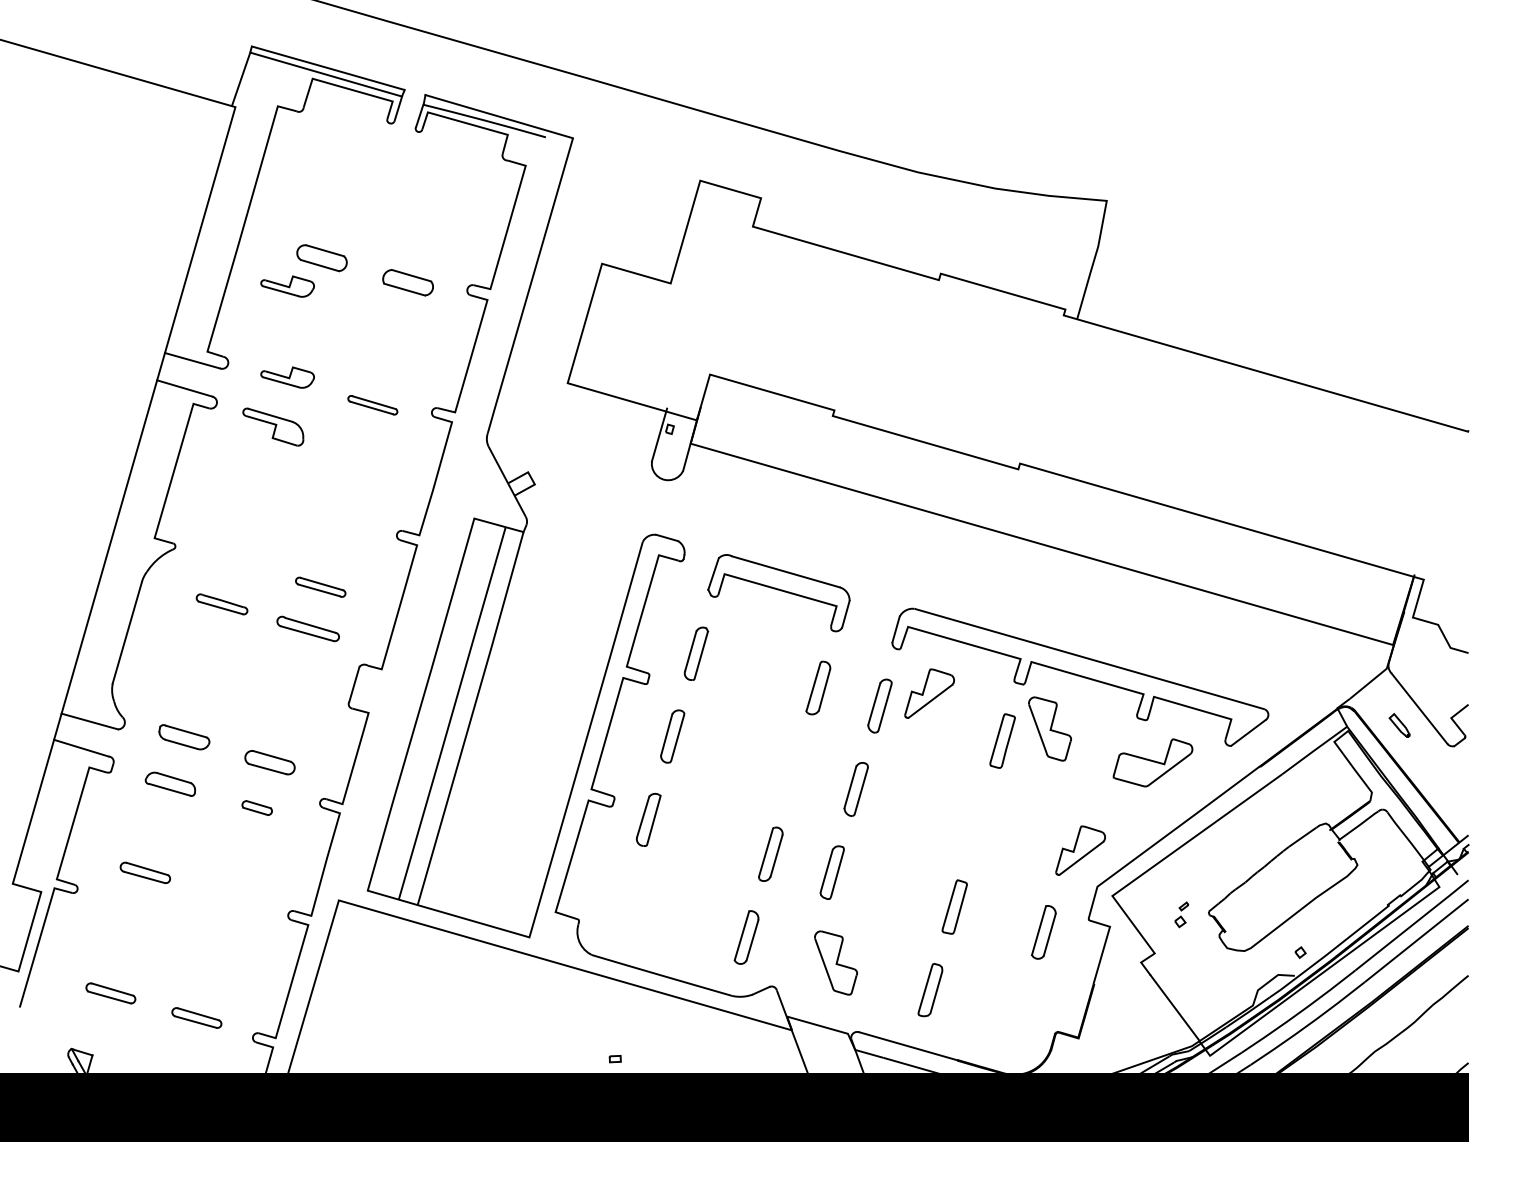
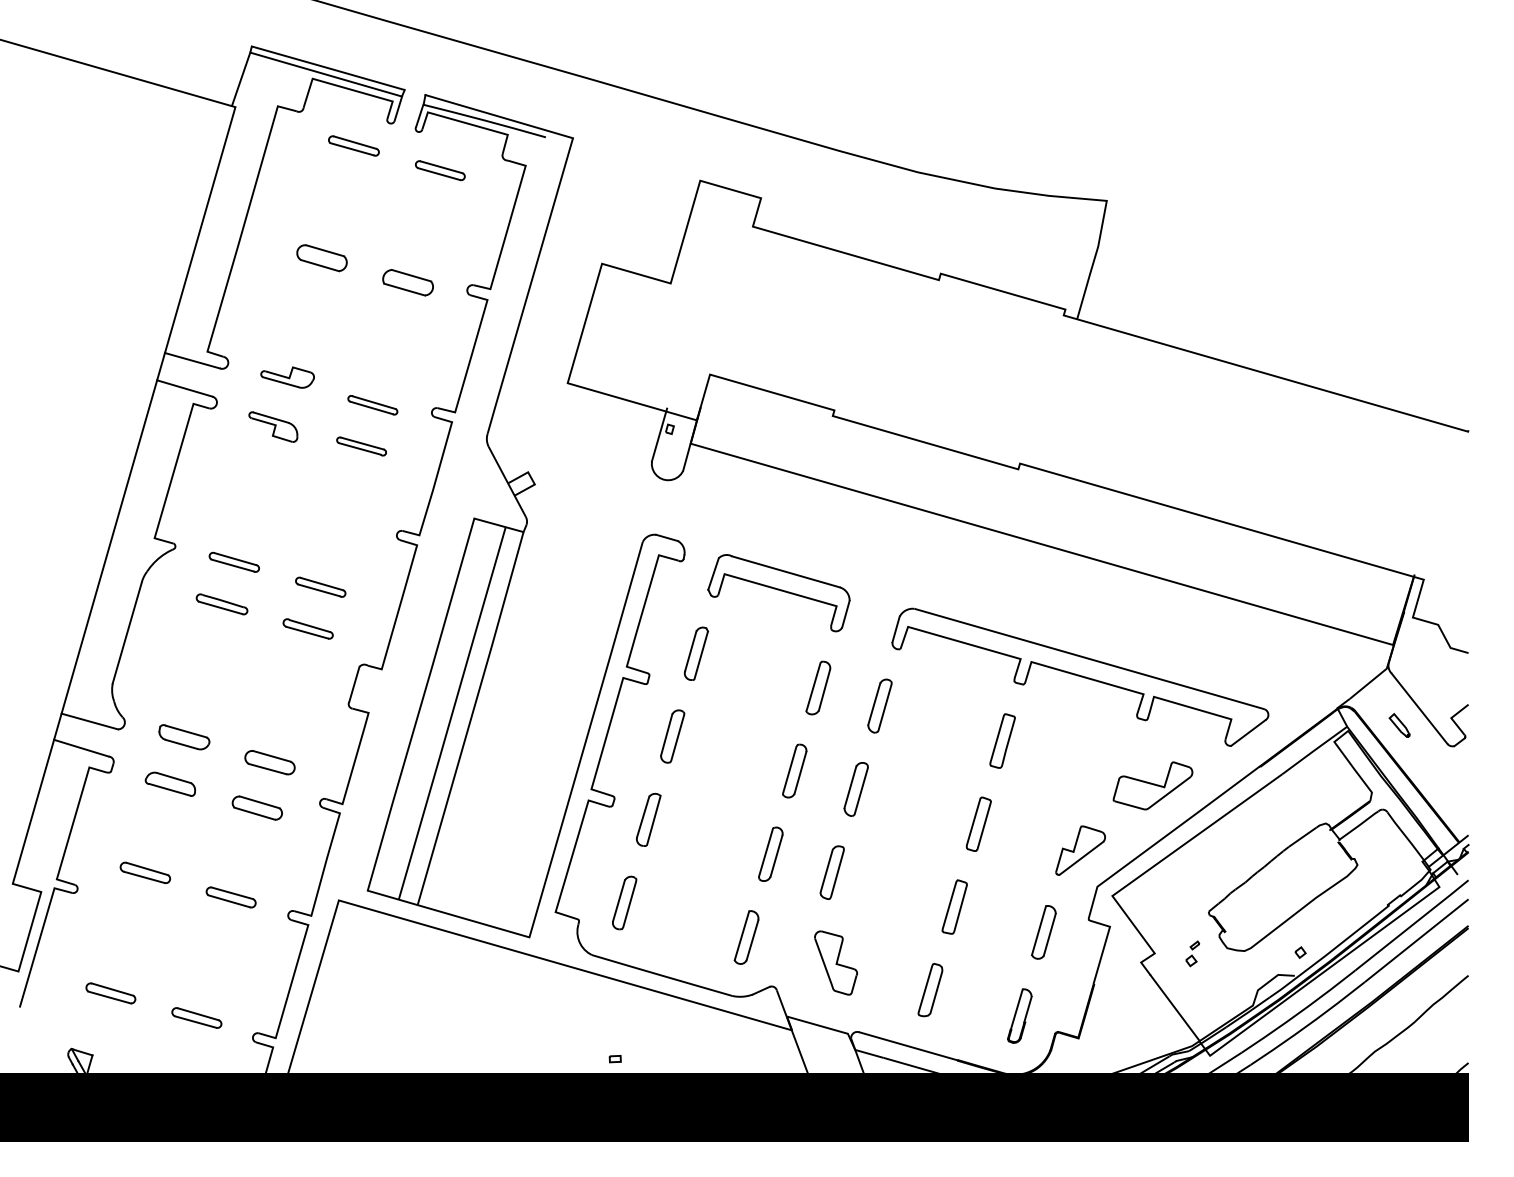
part: none -> present (353, 145)
part: none -> present (440, 170)
part: present -> none (287, 286)
part size: 63x40 px -> 51x32 px (273, 426)
part: none -> present (361, 446)
part: none -> present (233, 561)
part size: 64x28 px -> 52x22 px (307, 628)
part: present -> none (929, 693)
part: present -> none (1050, 728)
part position: (1152, 762) -> (1152, 785) (1152, 785)
part: none -> present (794, 770)
part size: 32x16 px -> 52x26 px (256, 807)
part: none -> present (978, 823)
part: none -> present (230, 897)
part: none -> present (624, 902)
part position: (1181, 914) -> (1192, 953) (1192, 953)
part: none -> present (1019, 1015)
